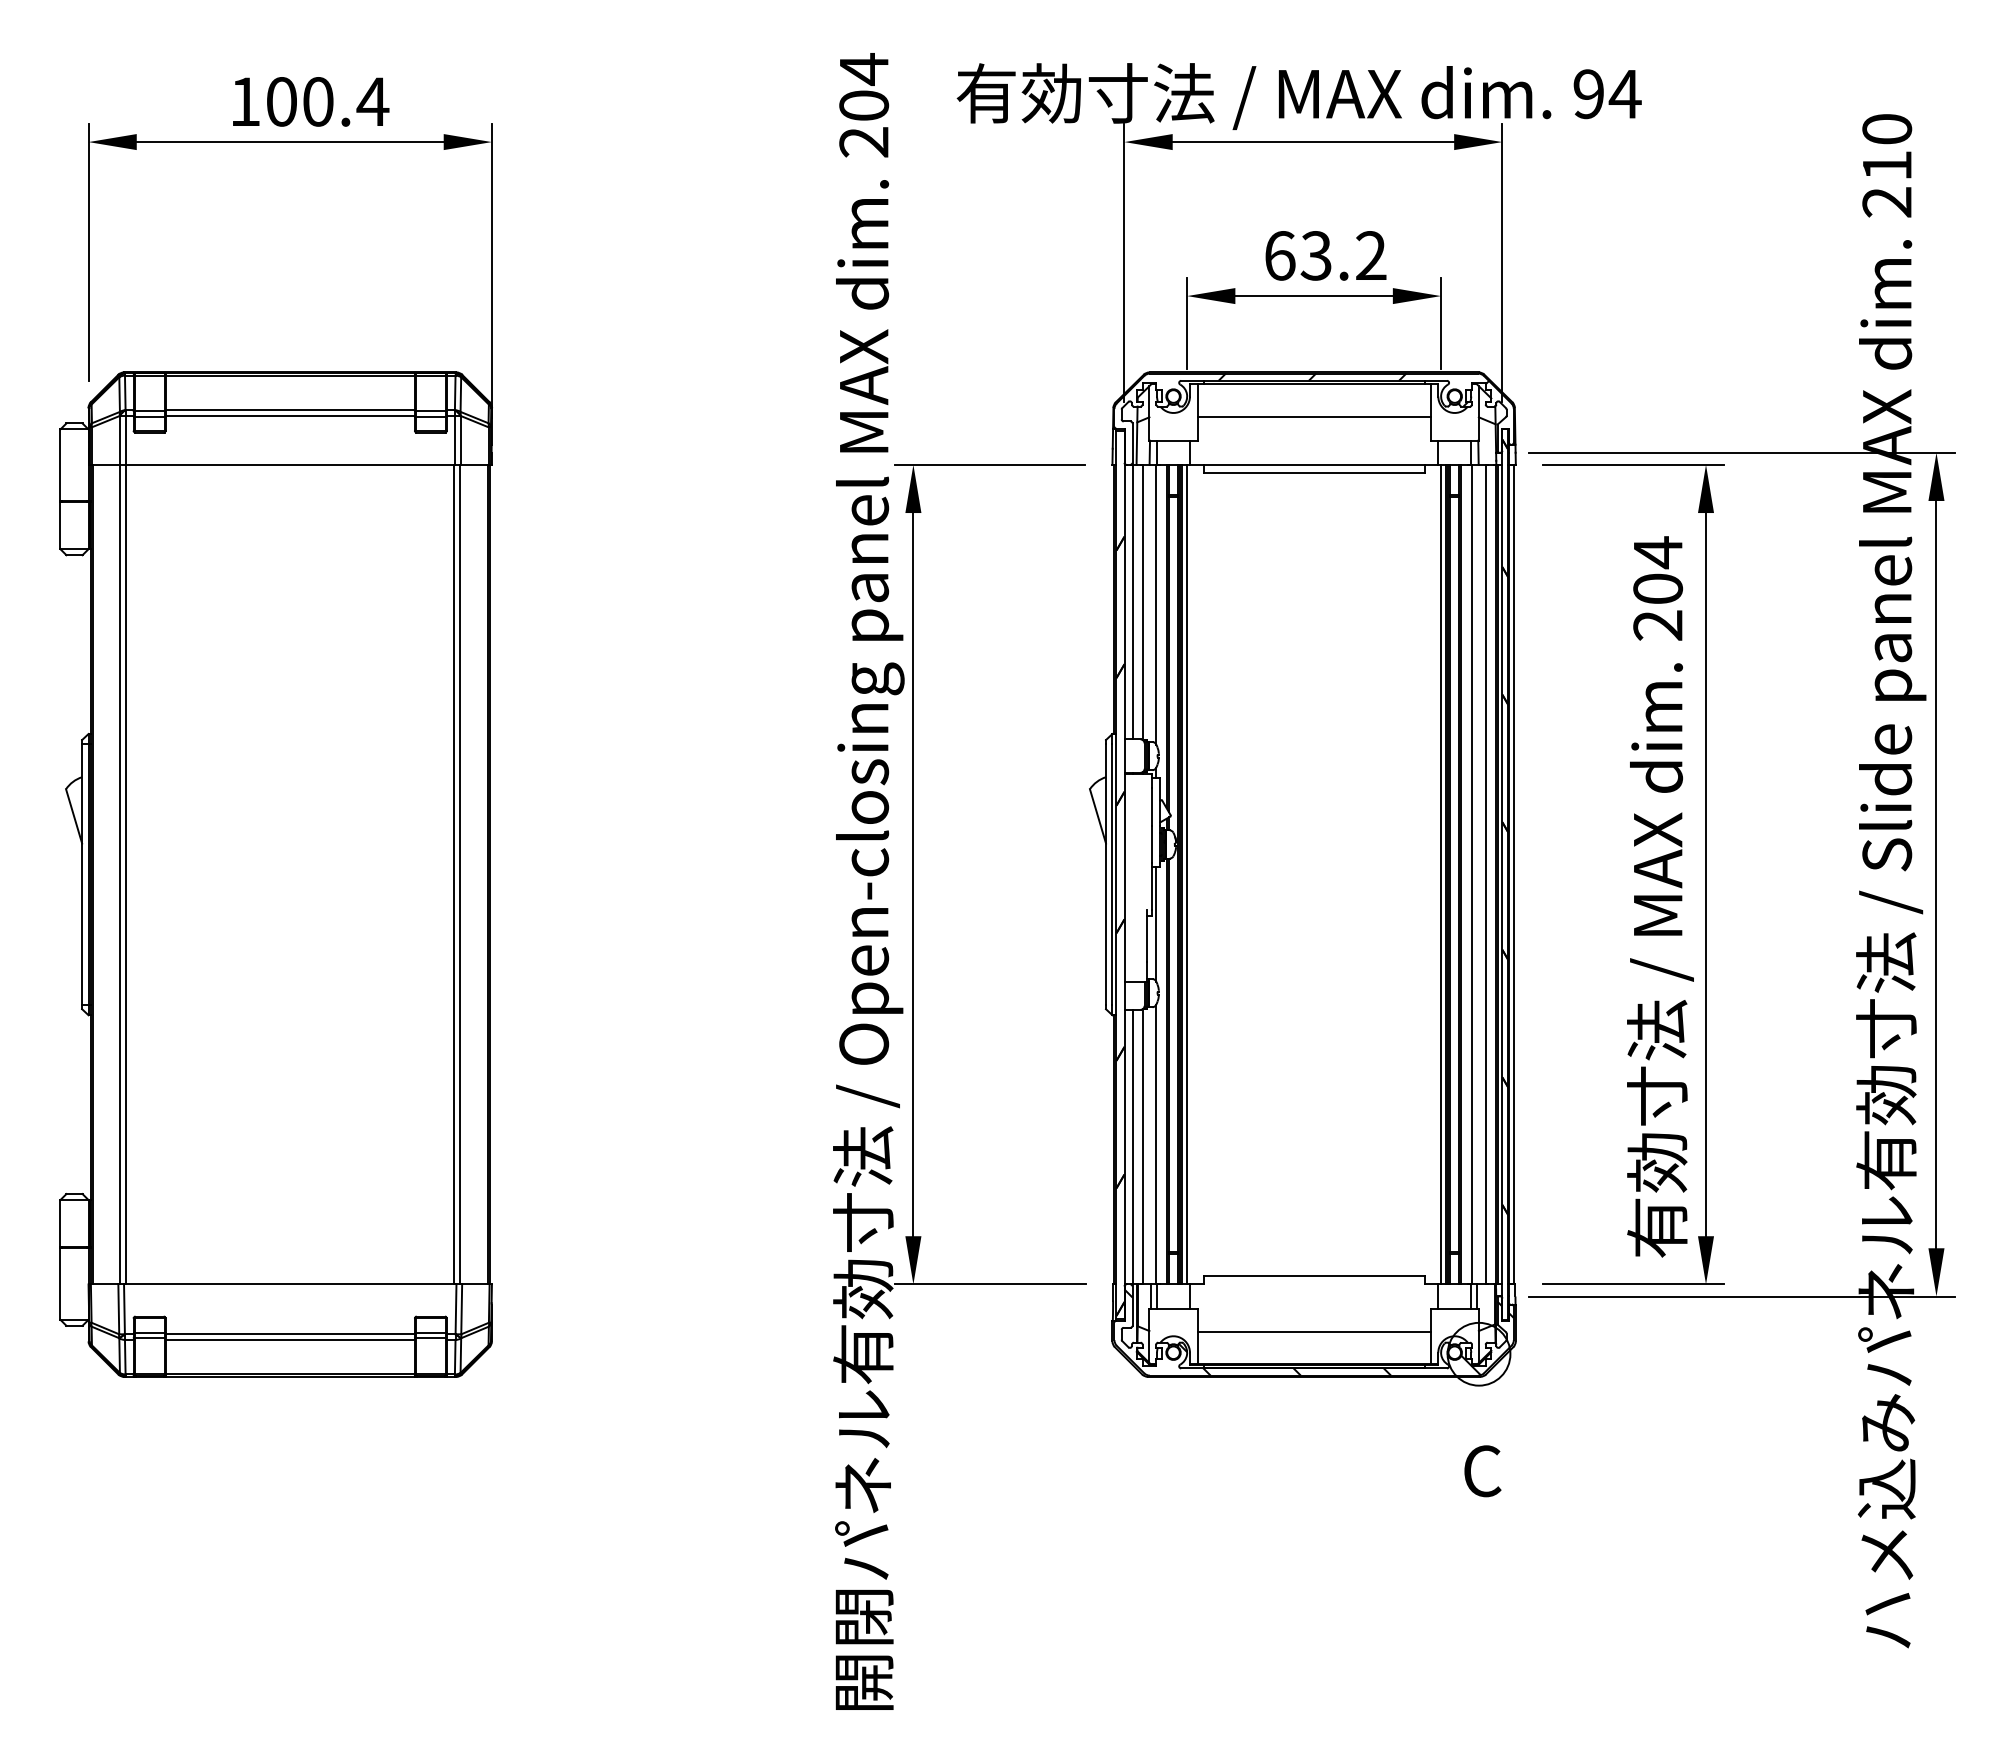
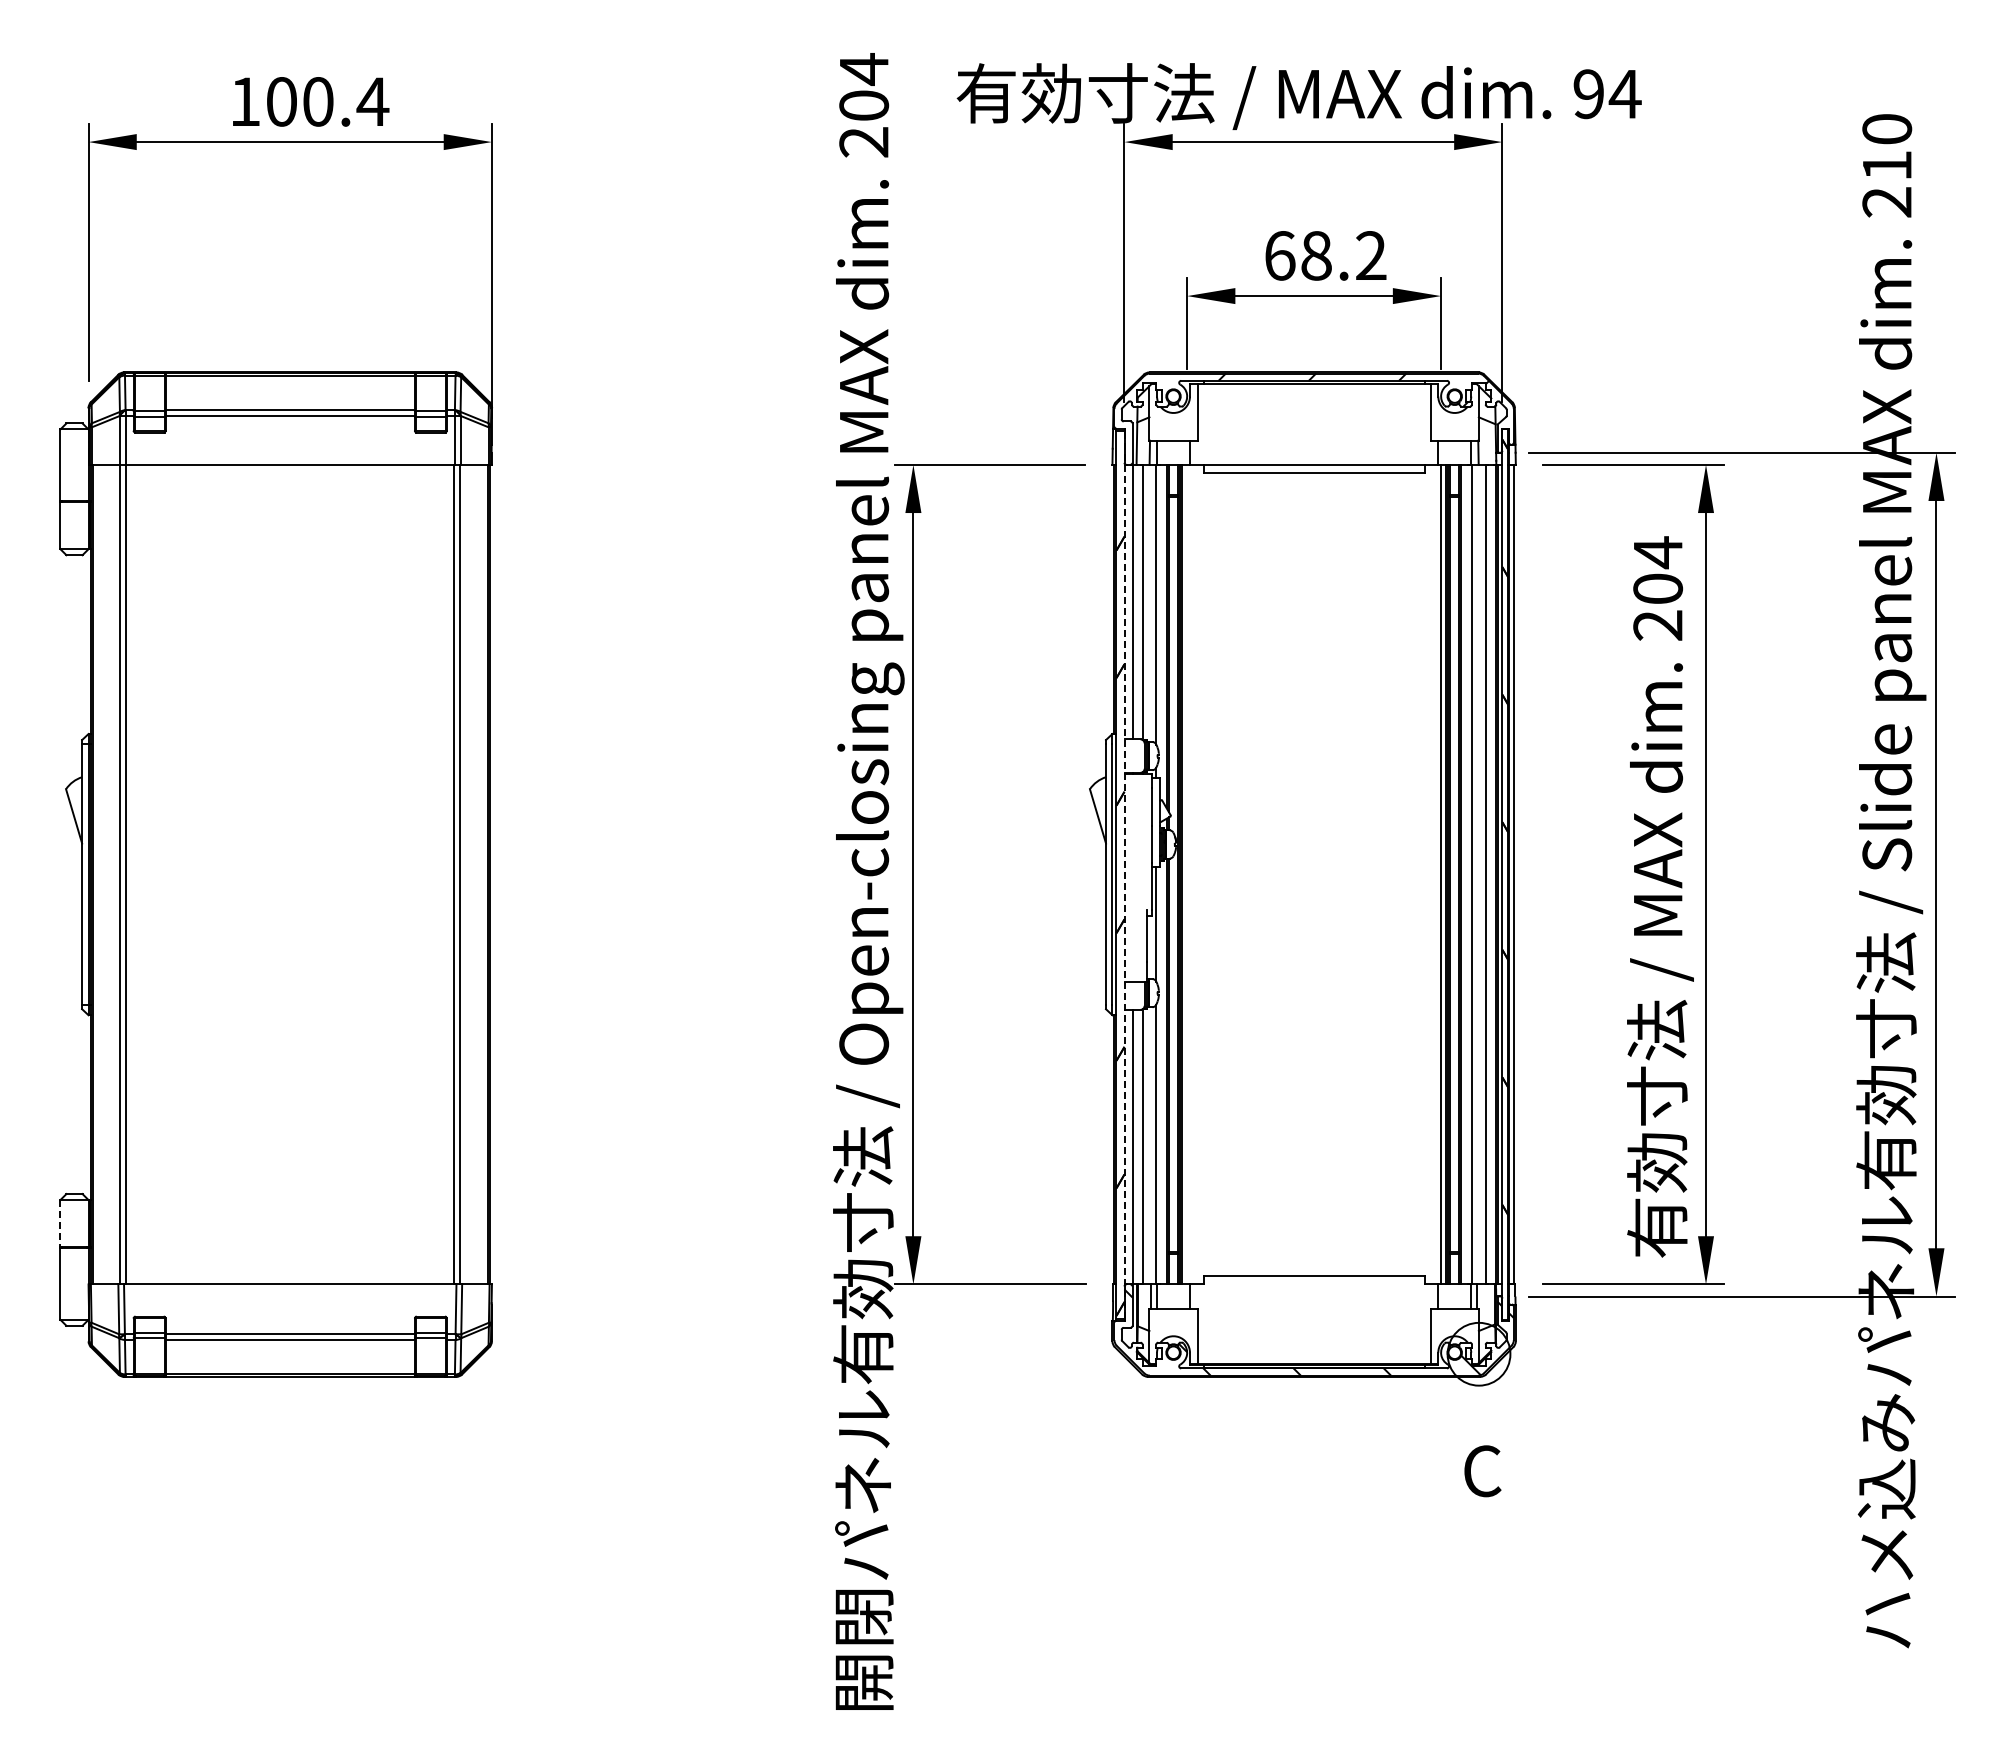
text: 63.2 -> 68.2 (1315, 255)
line: present -> none (1313, 416)
line: solid -> dashed (1124, 874)
line: present -> none (1187, 874)
line: solid -> dashed (60, 1223)
line: present -> none (1313, 1331)
